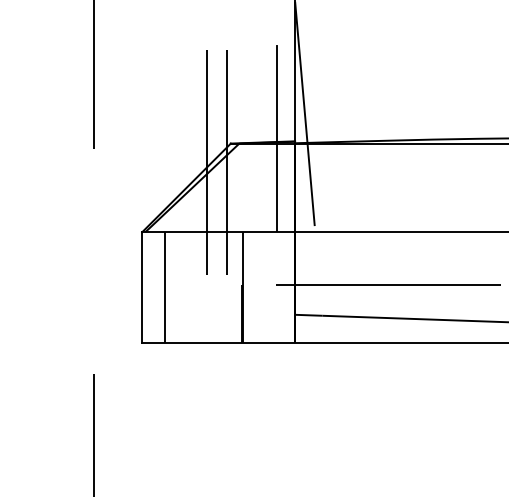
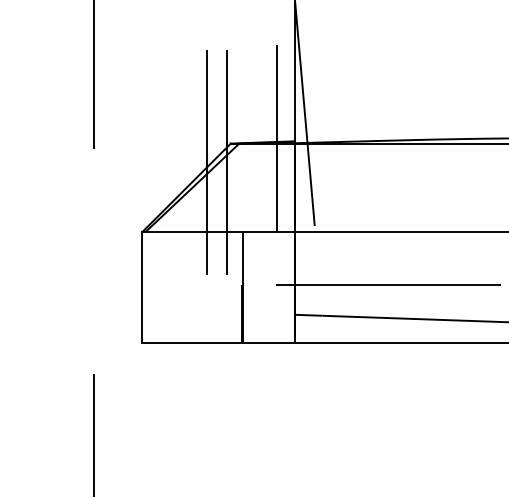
line: present -> none (165, 287)
